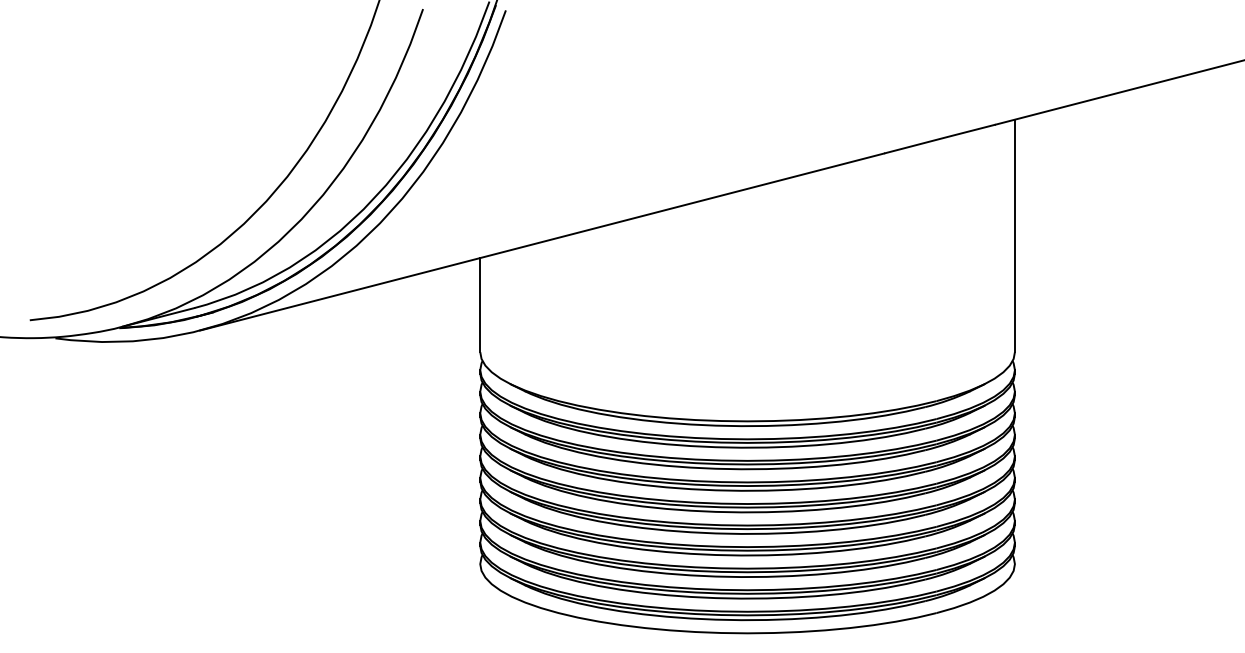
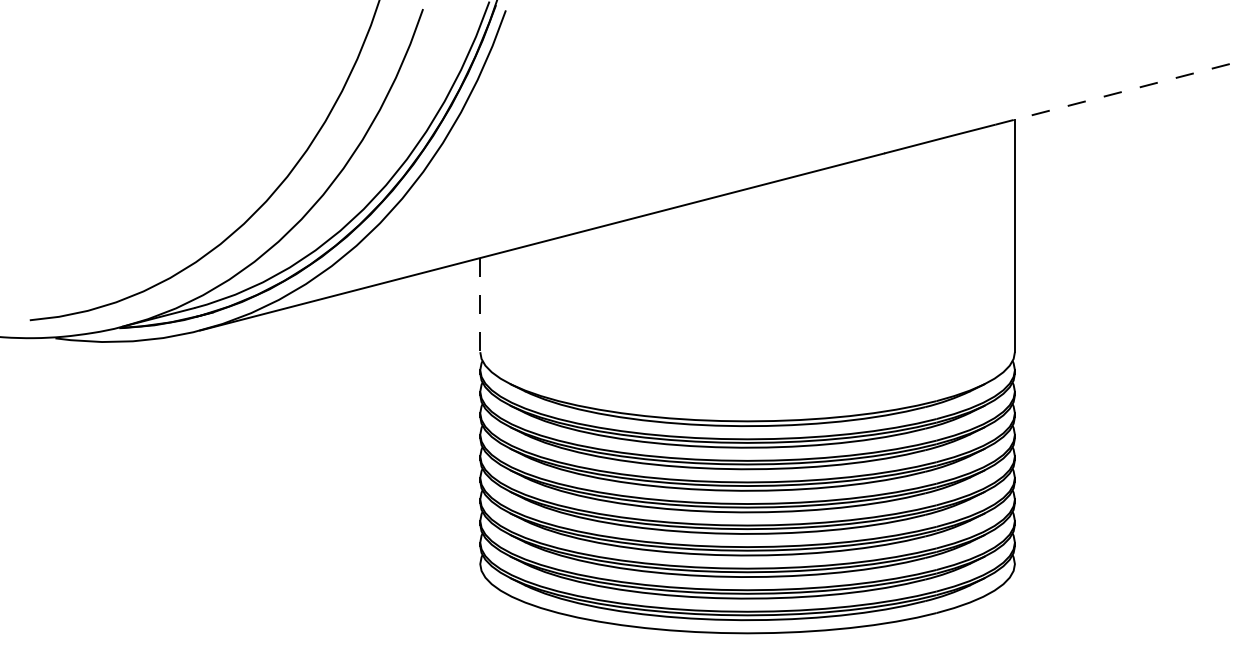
line: solid -> dashed (1120, 92)
line: solid -> dashed (480, 305)
